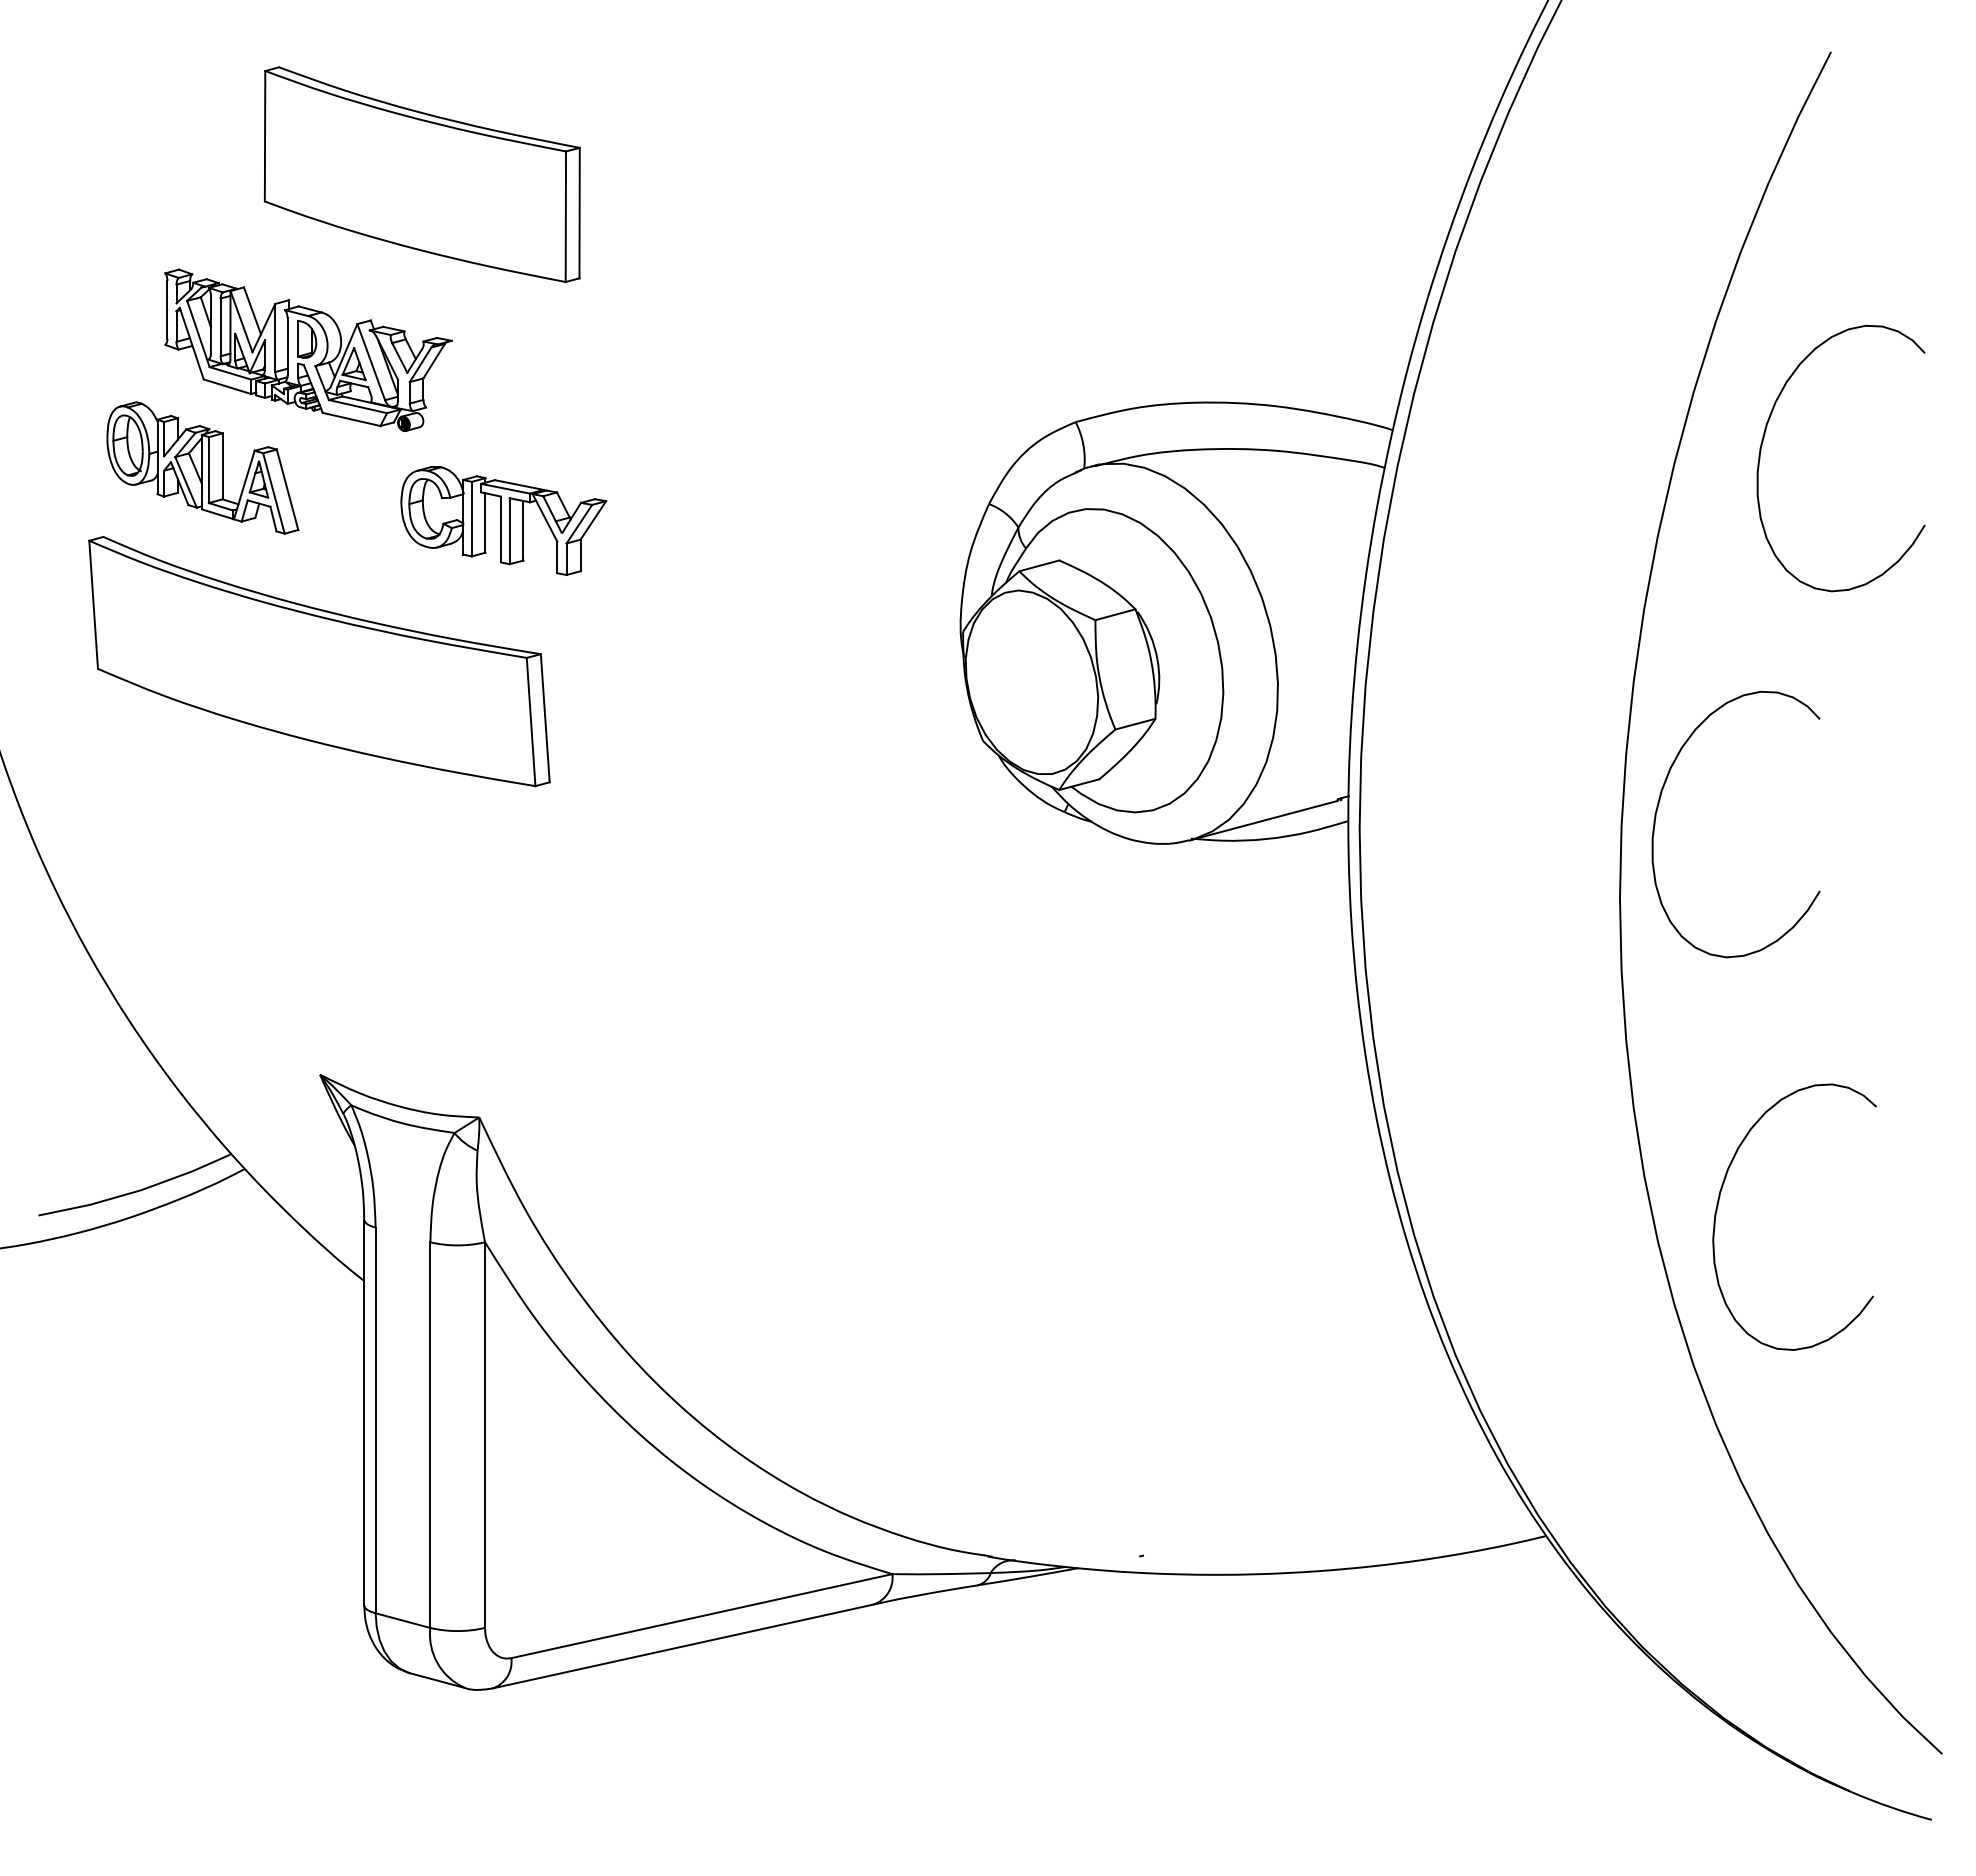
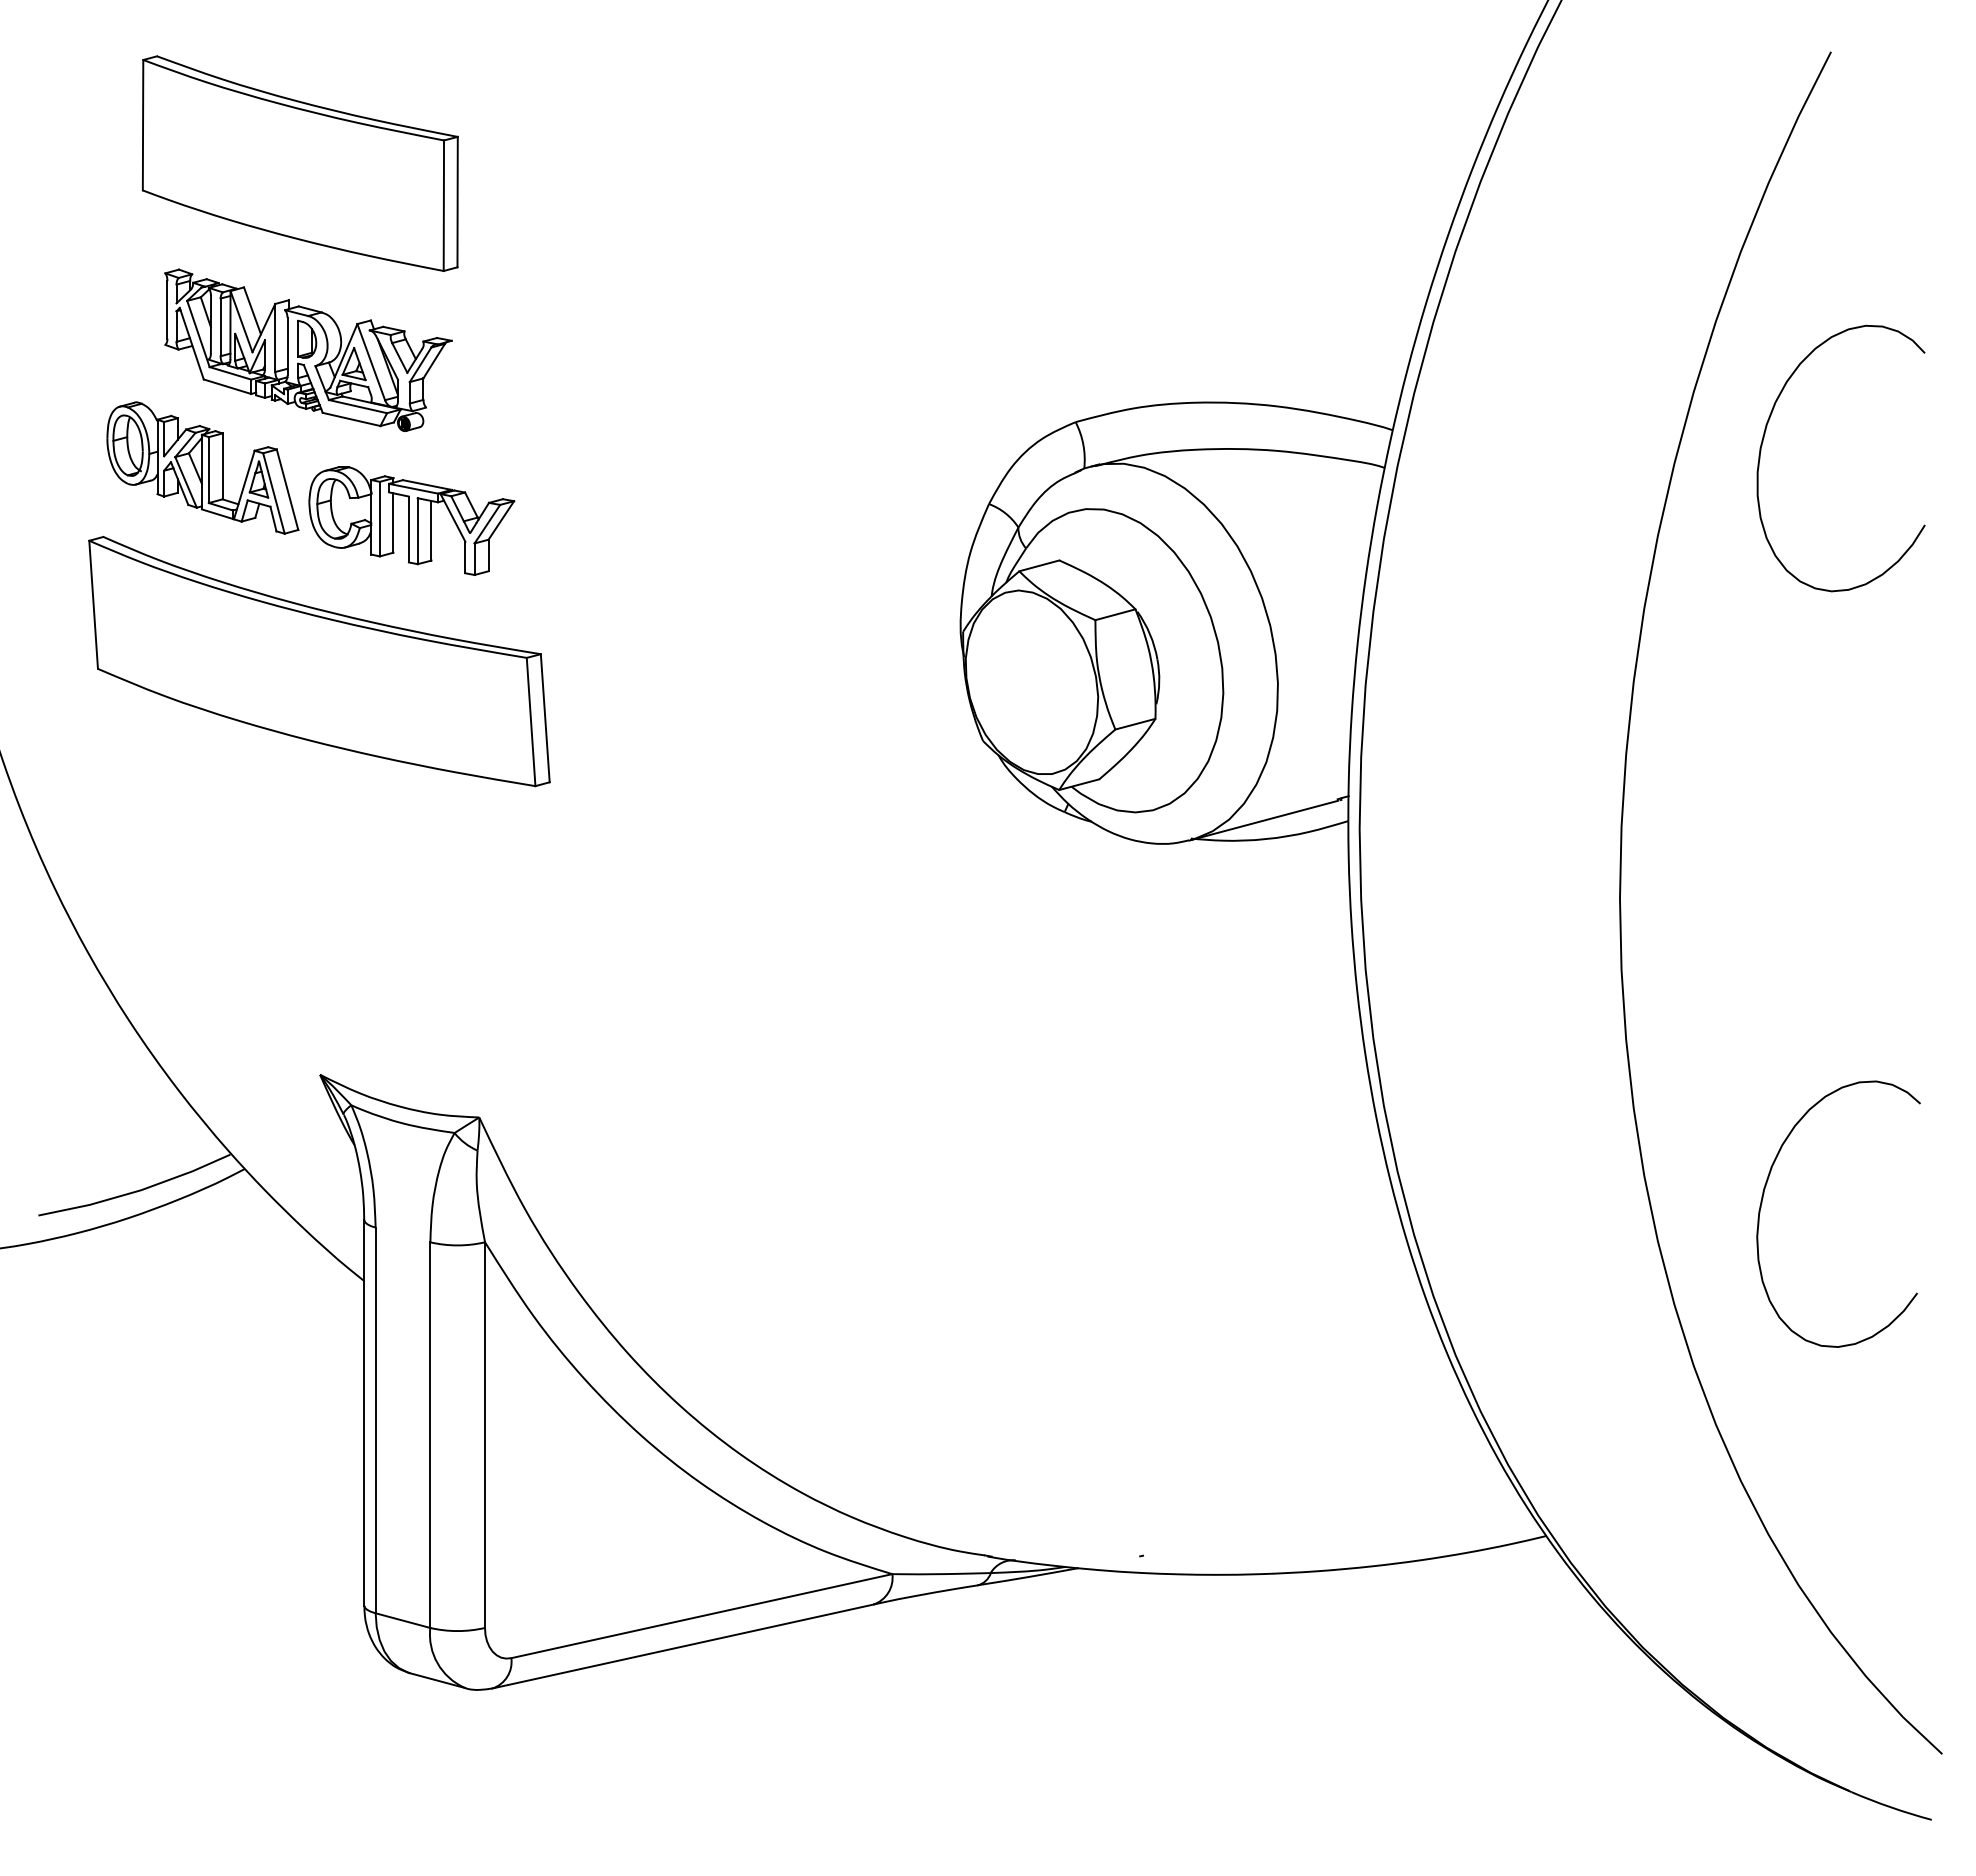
part position: (422, 174) -> (300, 163) (300, 163)
part position: (503, 520) -> (411, 520) (411, 520)
curve: present -> none (1659, 804)
curve position: (1719, 1201) -> (1763, 1198) (1763, 1198)
